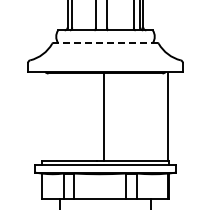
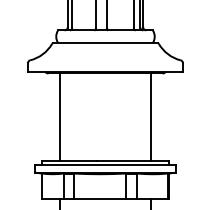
line: dashed -> solid (105, 43)
line position: (104, 116) -> (60, 116) (60, 116)
line position: (167, 116) -> (150, 116) (150, 116)
